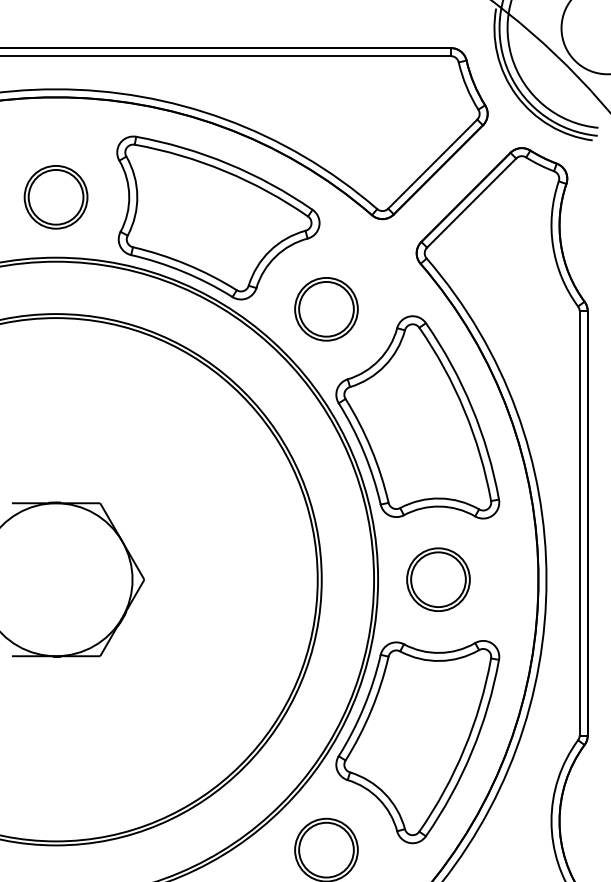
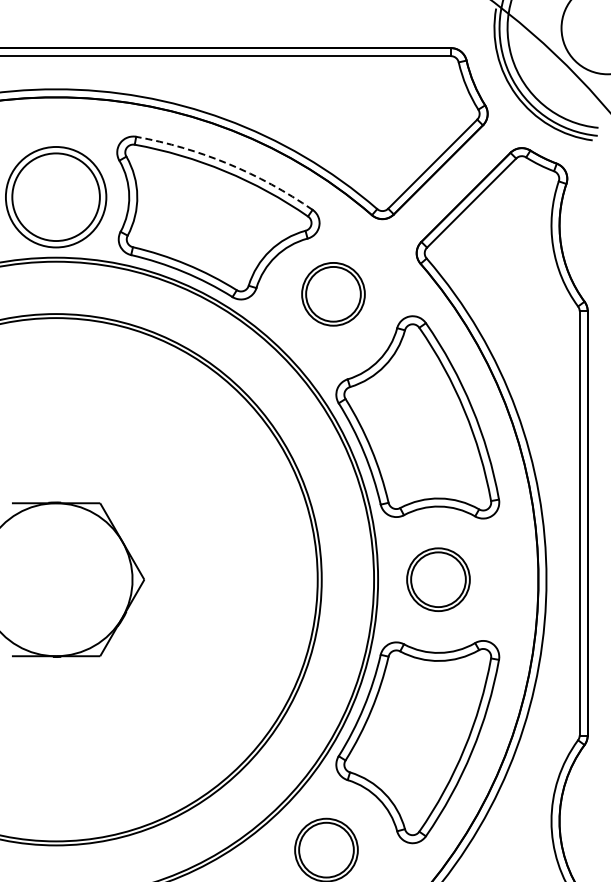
arc: solid -> dashed (228, 163)
part size: 66x65 px -> 103x103 px (56, 197)
part position: (326, 309) -> (333, 294) (333, 294)
